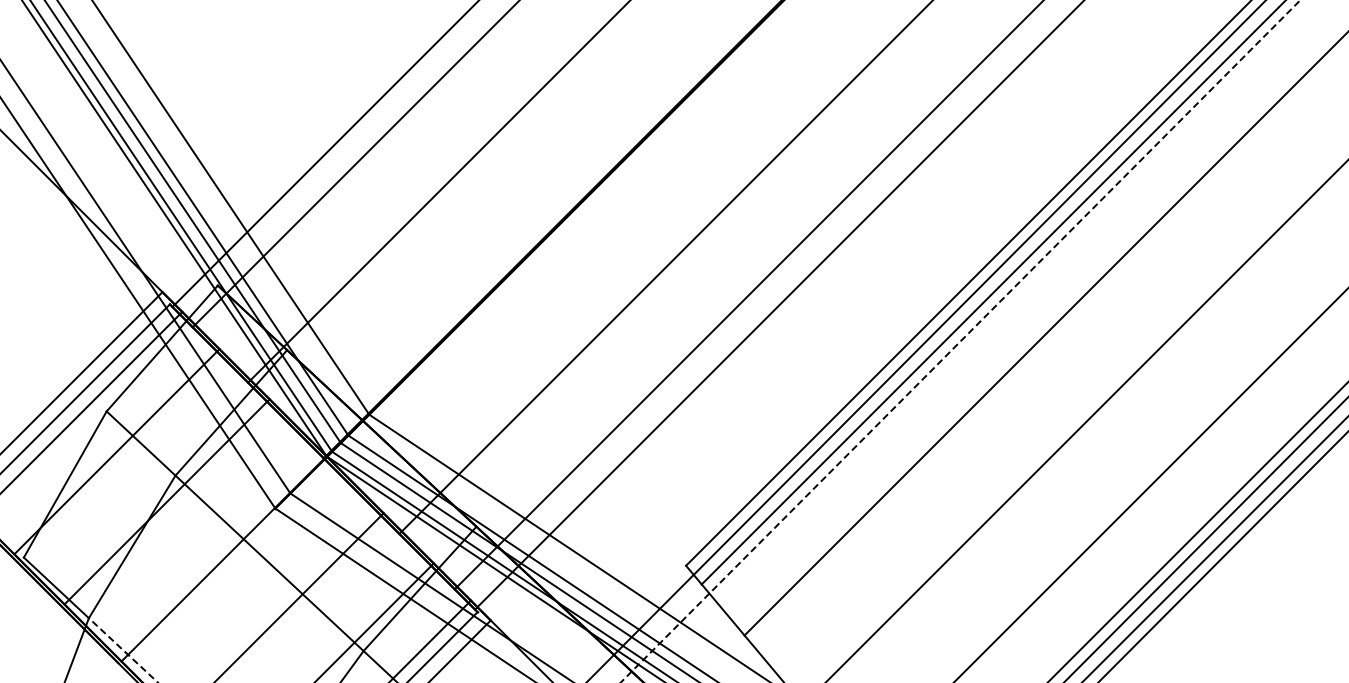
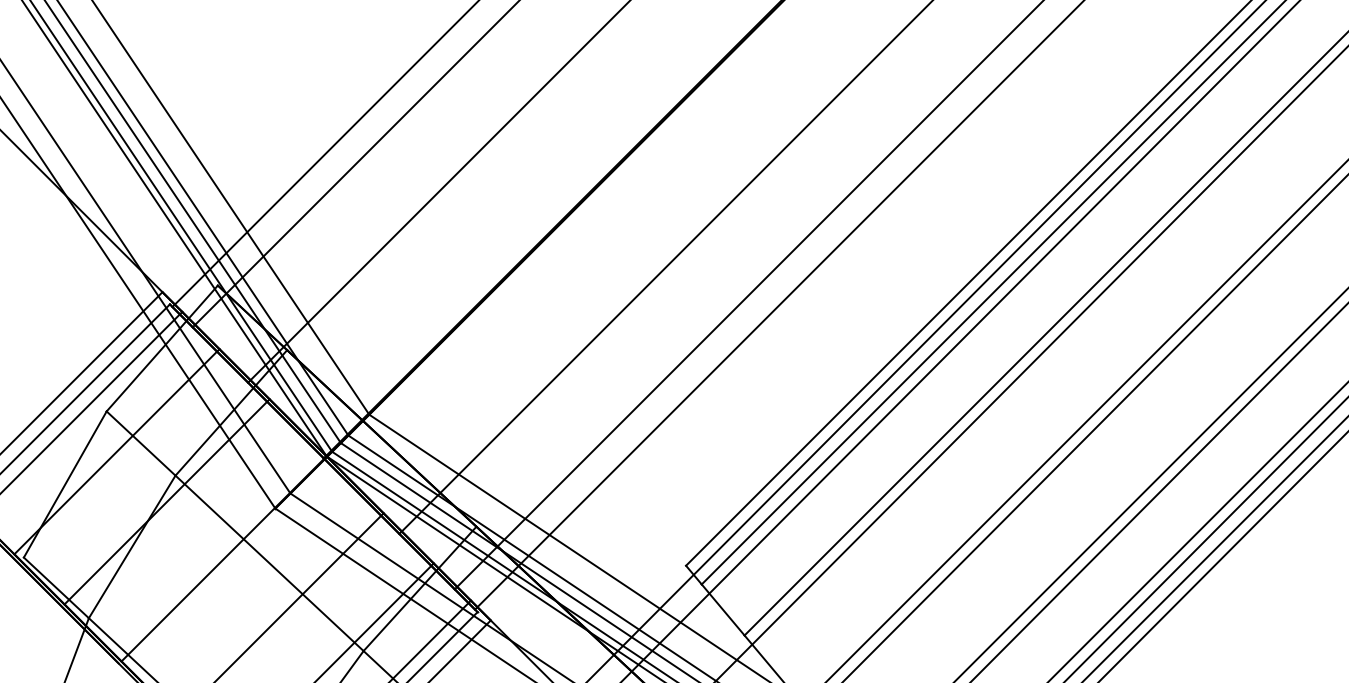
line: dashed -> solid (960, 341)
line: none -> present (1031, 363)
line: none -> present (1095, 428)
line: none -> present (1159, 492)
line: dashed -> solid (123, 650)
